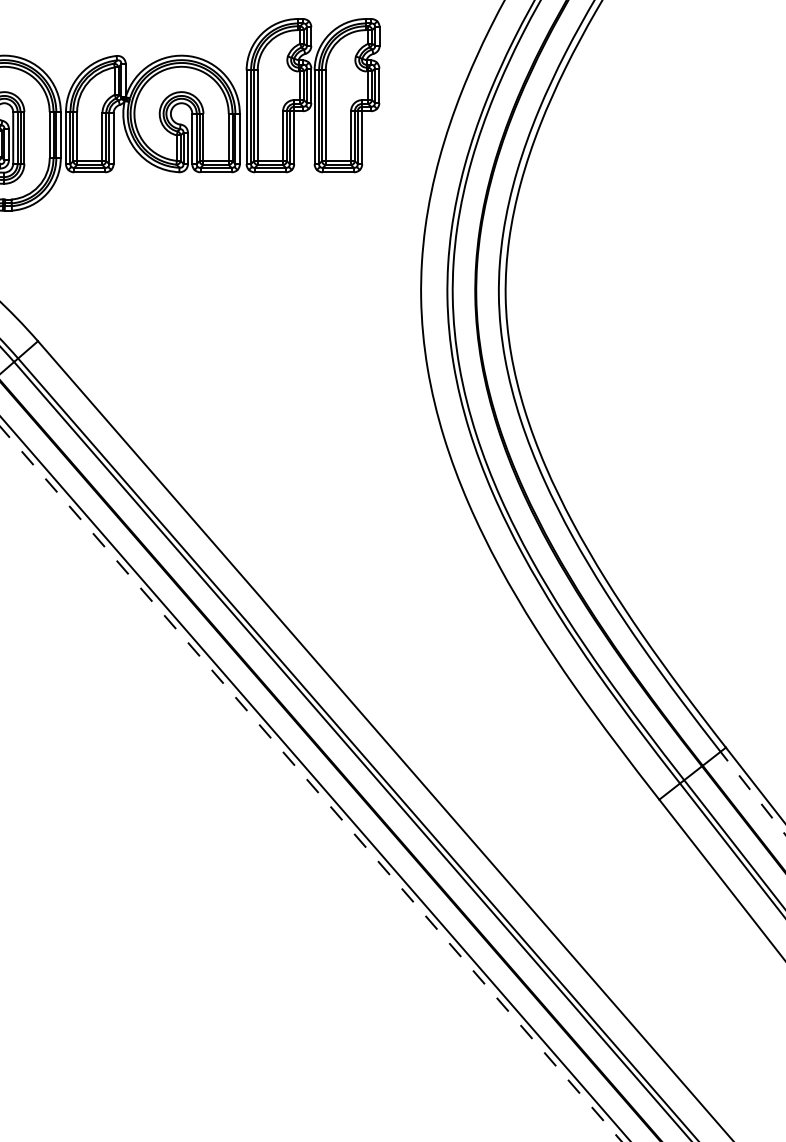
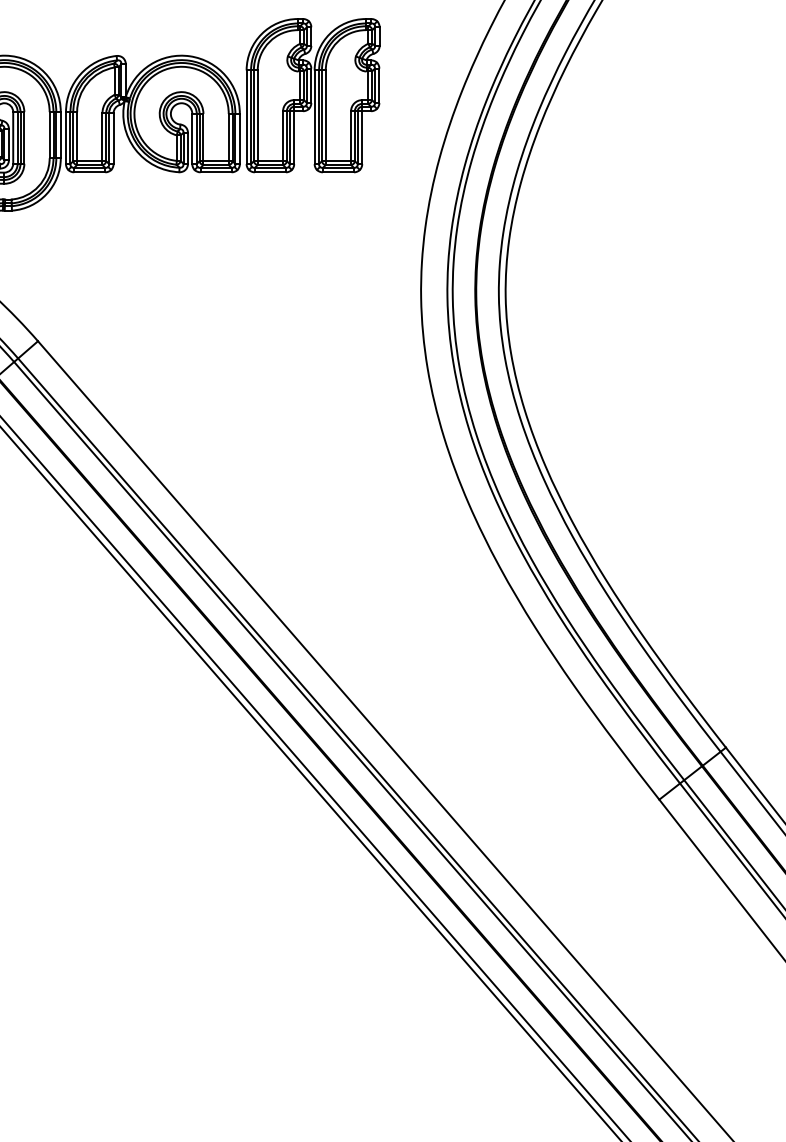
line: dashed -> solid (311, 784)
line: dashed -> solid (753, 793)
